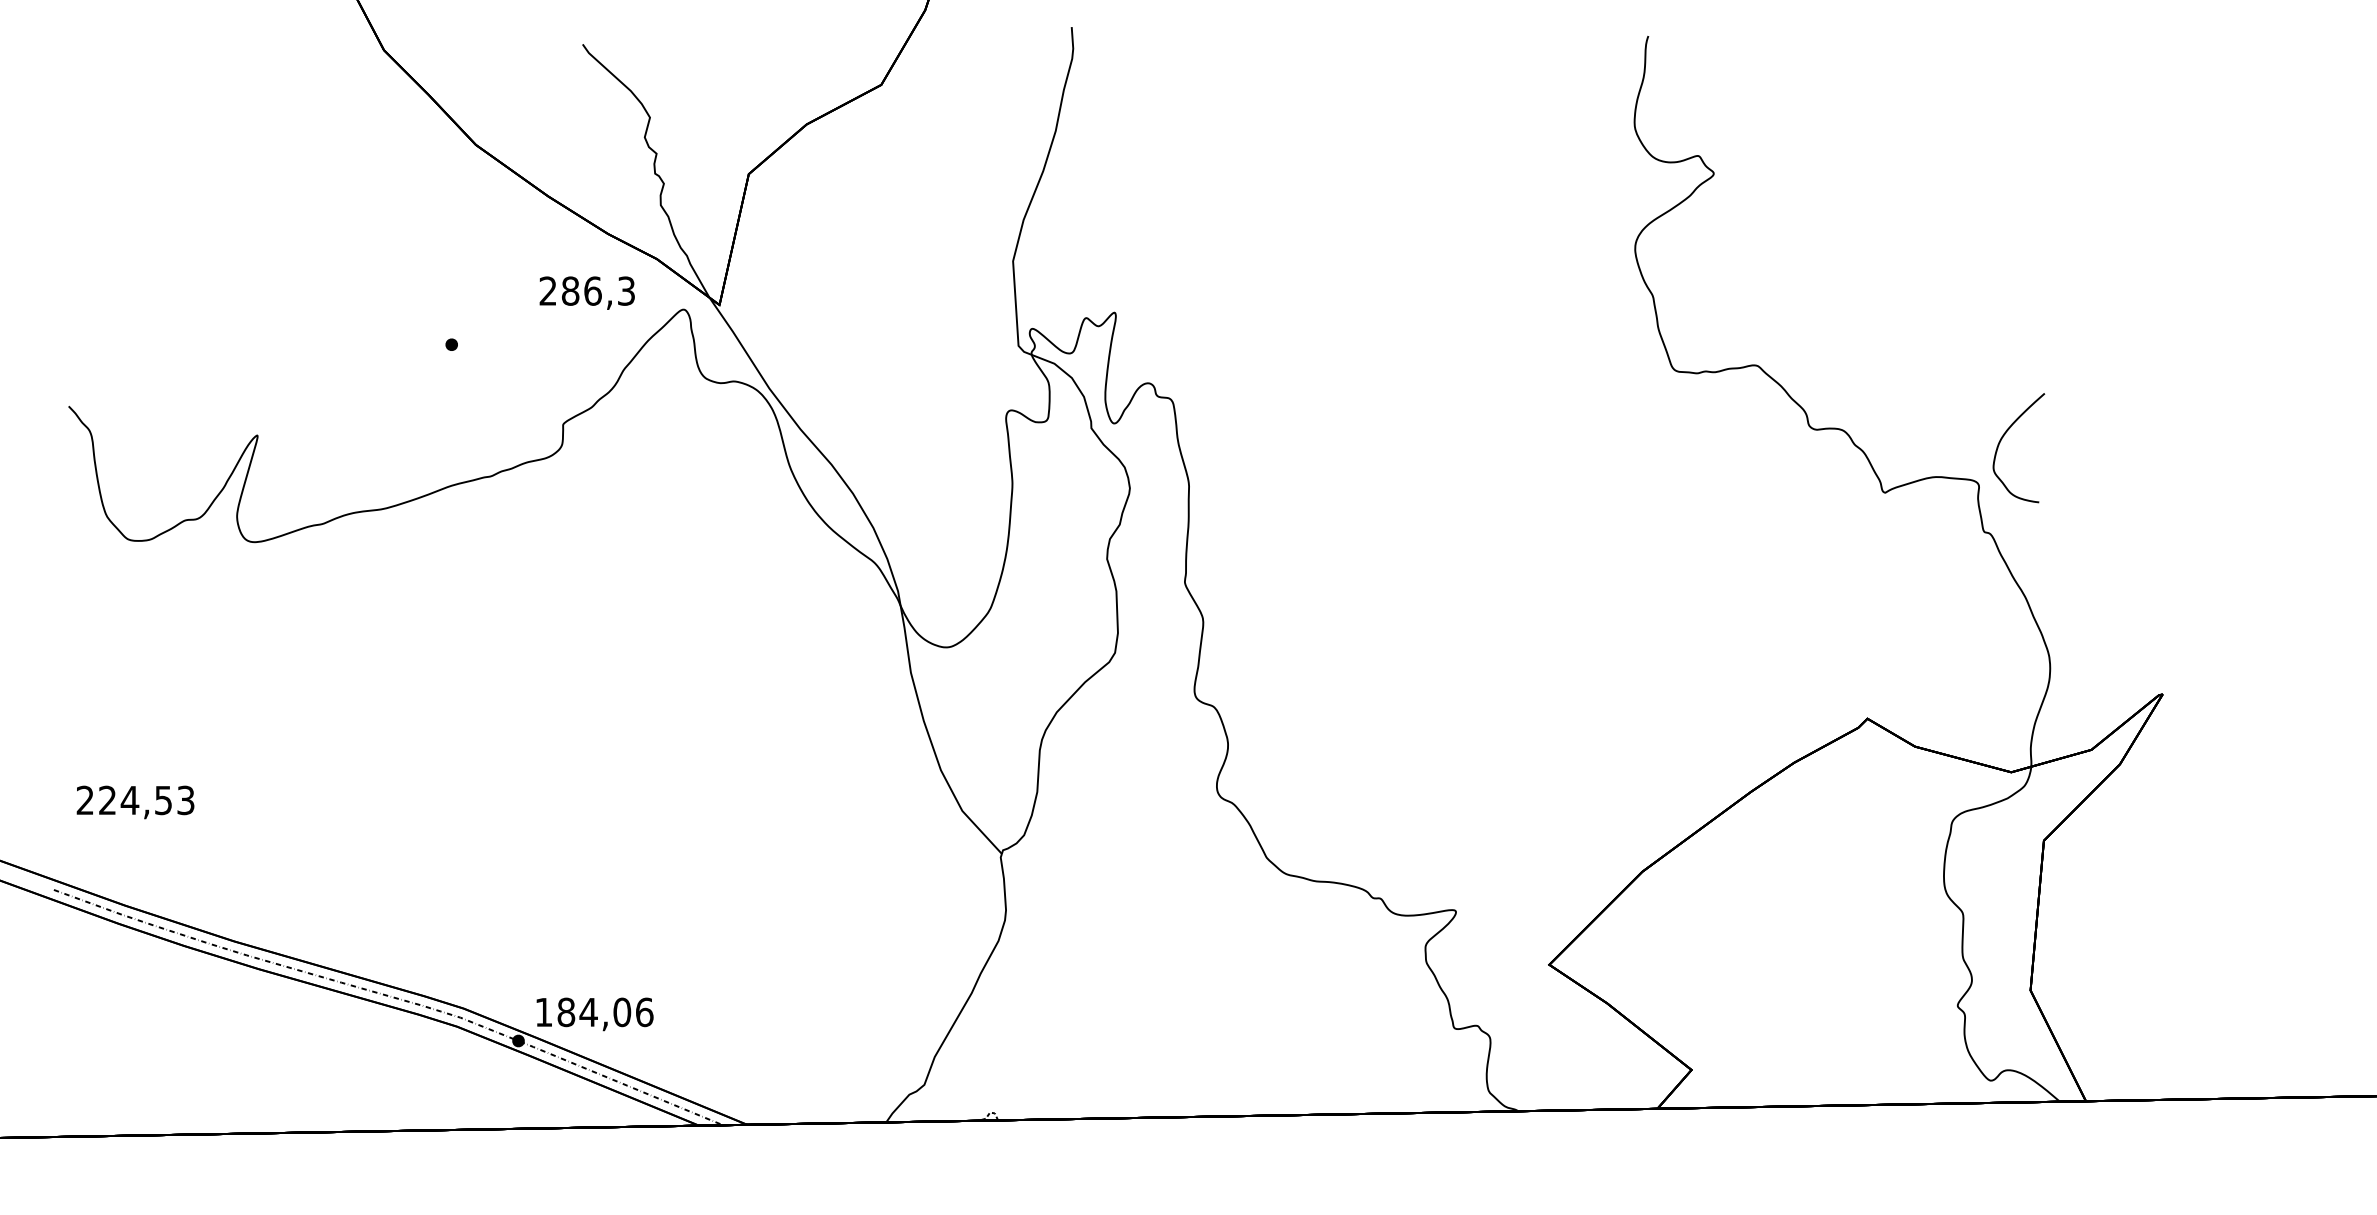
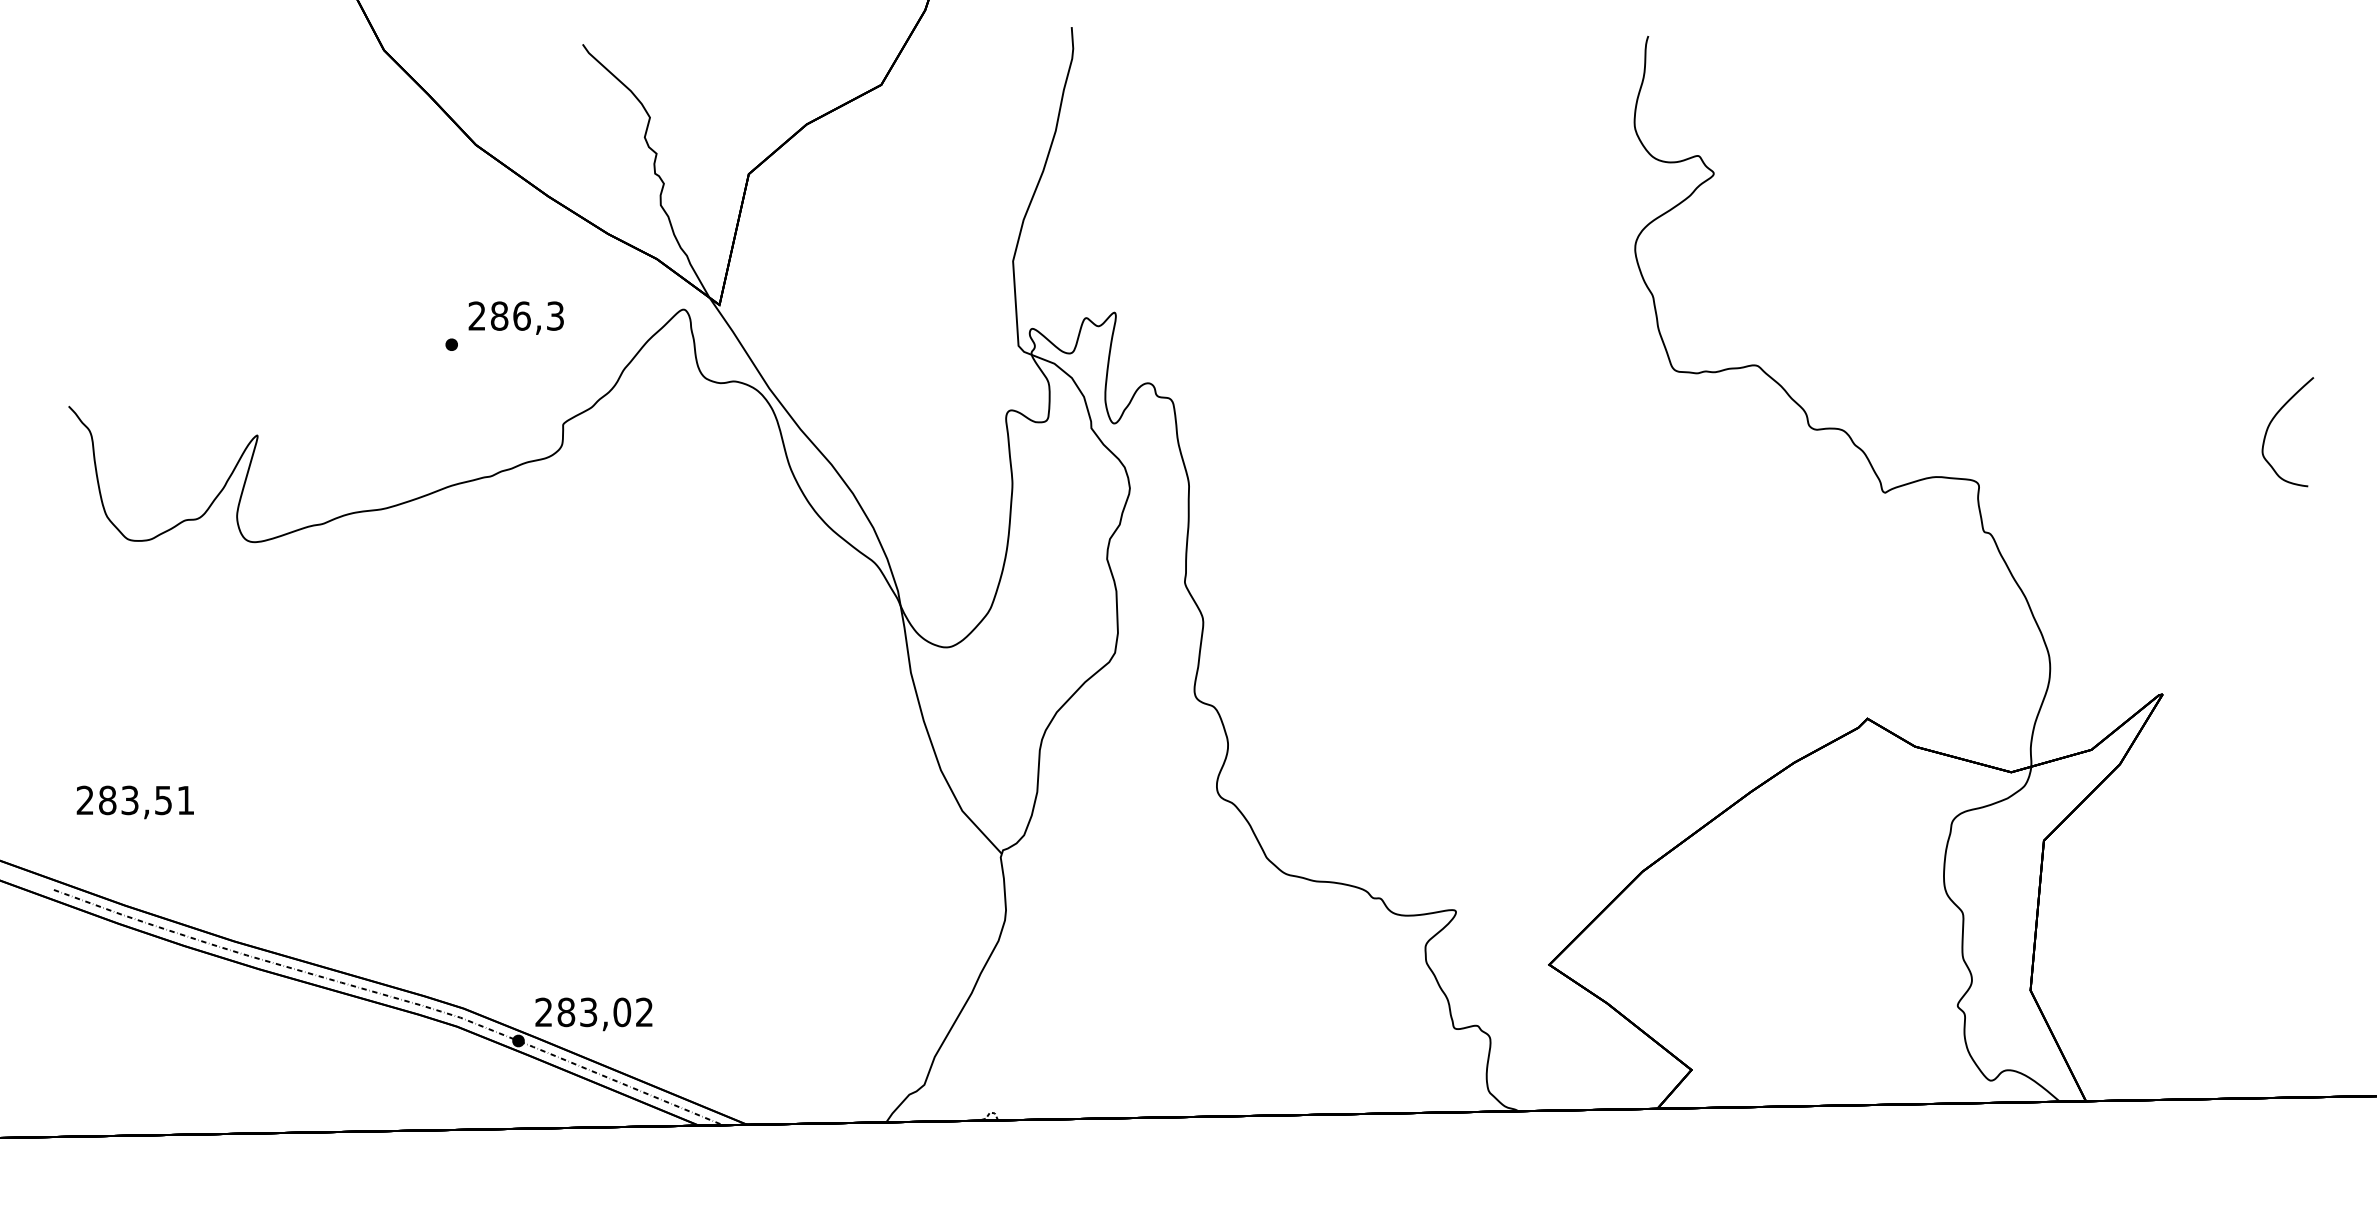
text position: (586, 292) -> (515, 317) (515, 317)
curve position: (2002, 439) -> (2271, 423) (2271, 423)
text: 224,53 -> 283,51 (146, 800)
text: 184,06 -> 283,02 (594, 1012)
